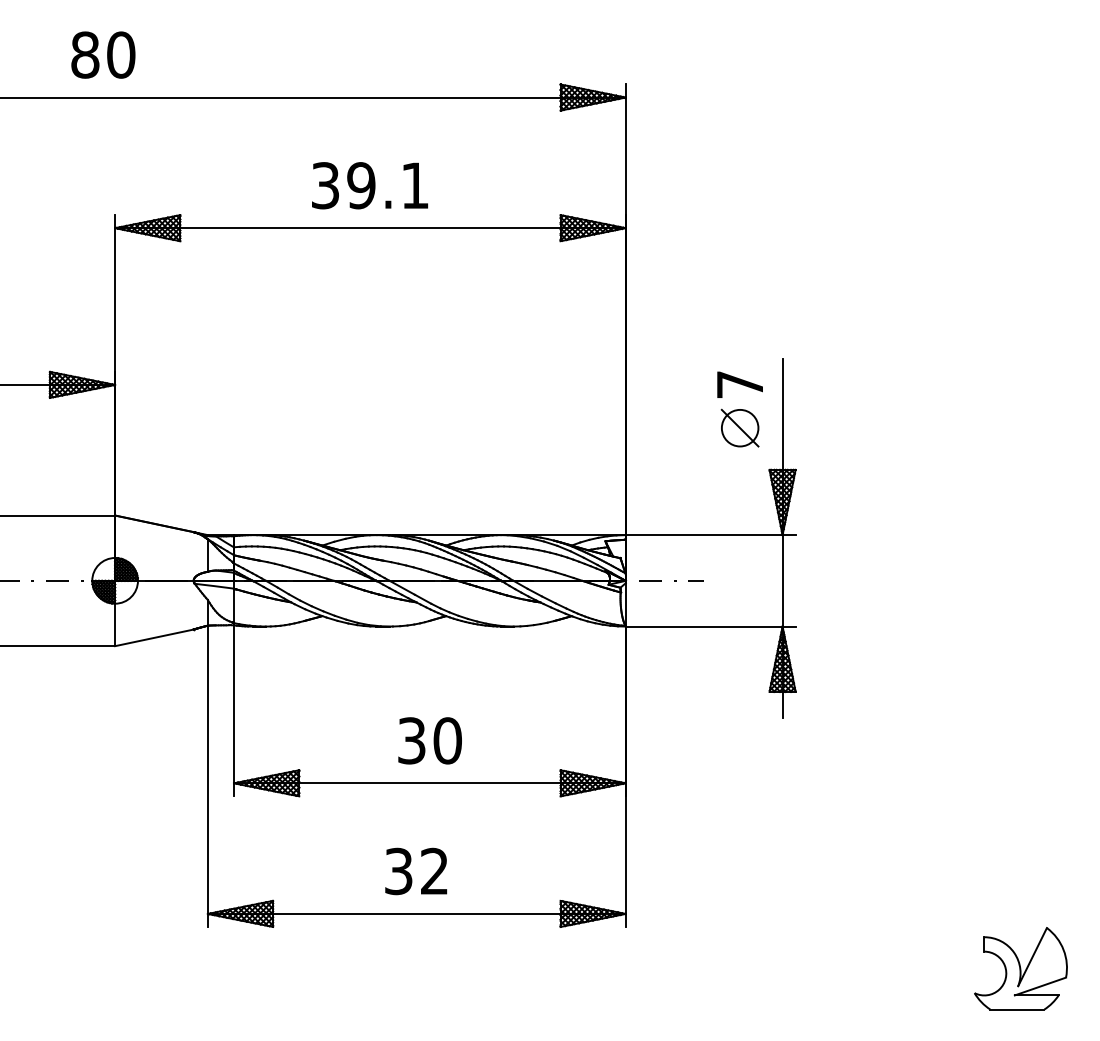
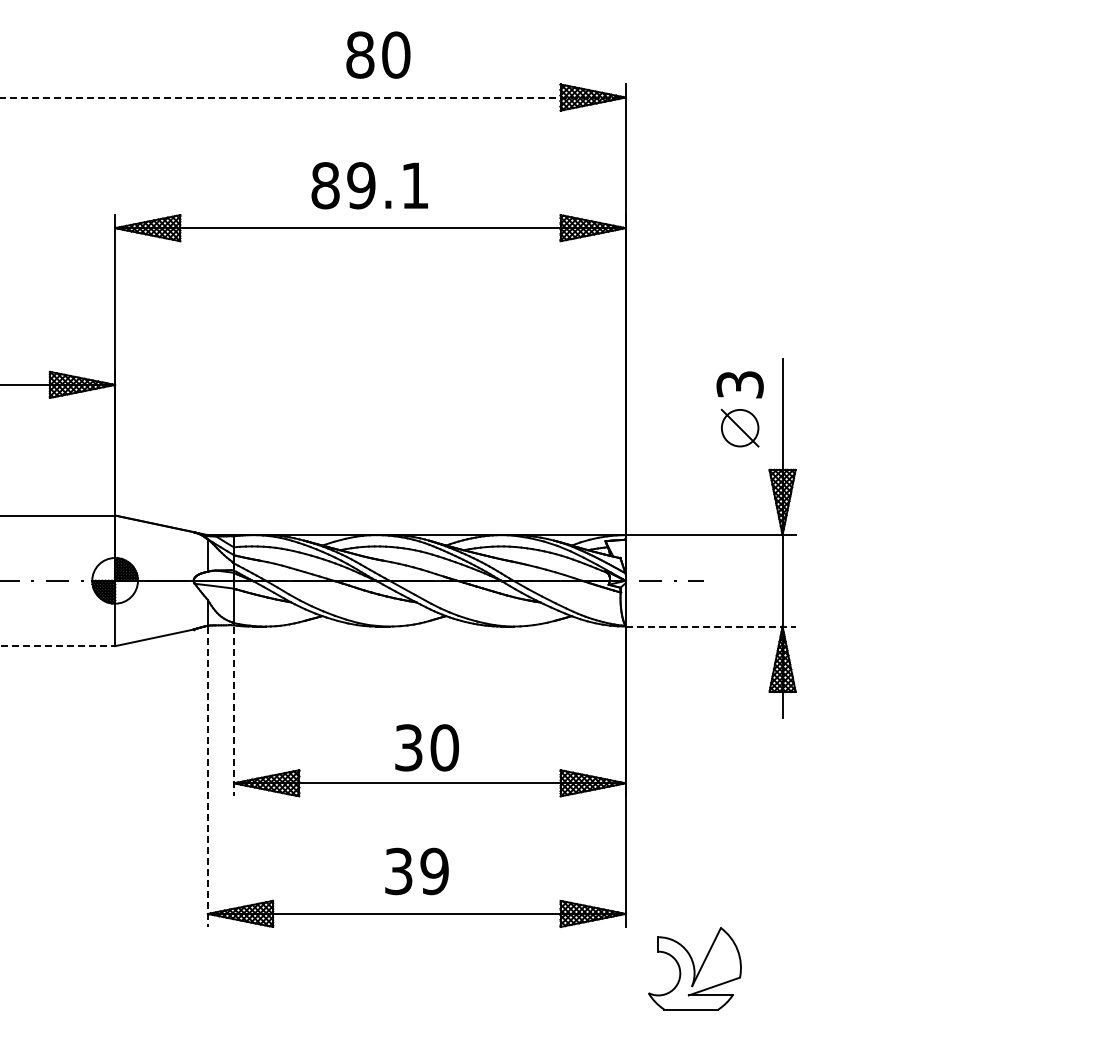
text position: (103, 54) -> (378, 54) (378, 54)
line: solid -> dashed (313, 97)
text: 39.1 -> 89.1 (325, 185)
text: 7 -> 3 (739, 384)
line: solid -> dashed (710, 626)
line: solid -> dashed (58, 646)
line: solid -> dashed (234, 711)
text position: (429, 740) -> (426, 747) (426, 747)
line: solid -> dashed (207, 777)
text: 32 -> 39 (434, 871)
part position: (1020, 968) -> (694, 968) (694, 968)
